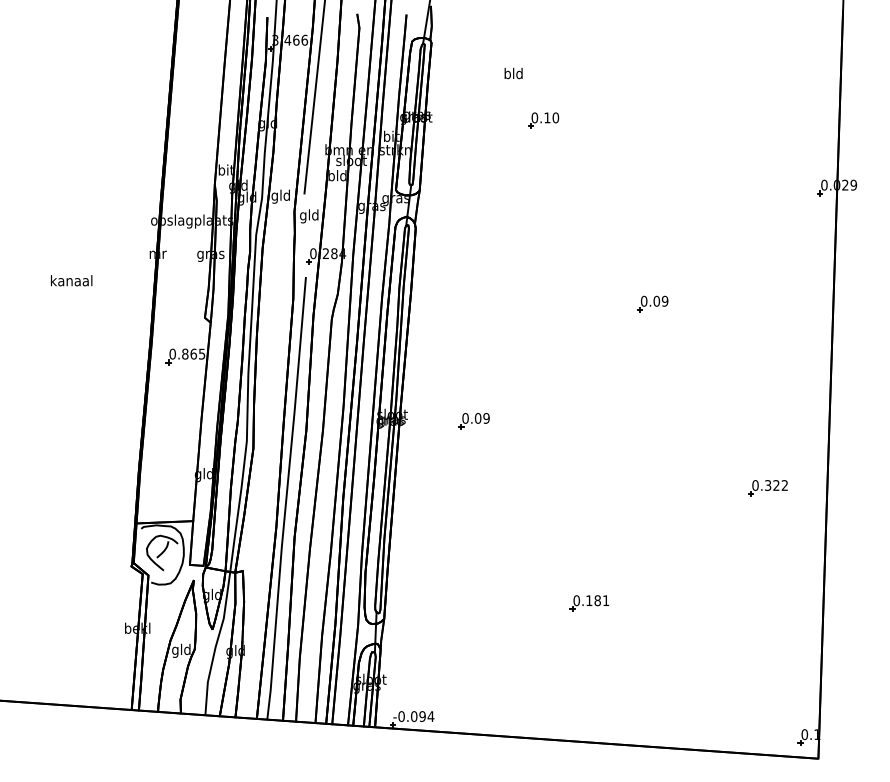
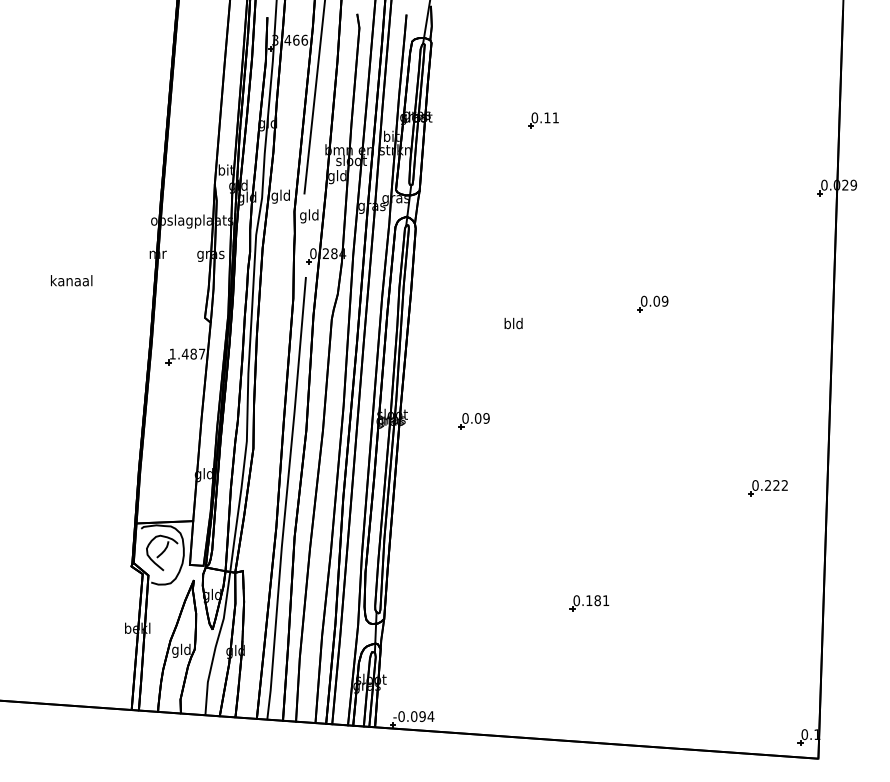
text position: (513, 73) -> (513, 323) (513, 323)
text: 0.10 -> 0.11 (555, 117)
text: bld -> gld (331, 177)
text: 0.865 -> 1.487 (187, 353)
text: 0.322 -> 0.222 (768, 485)
